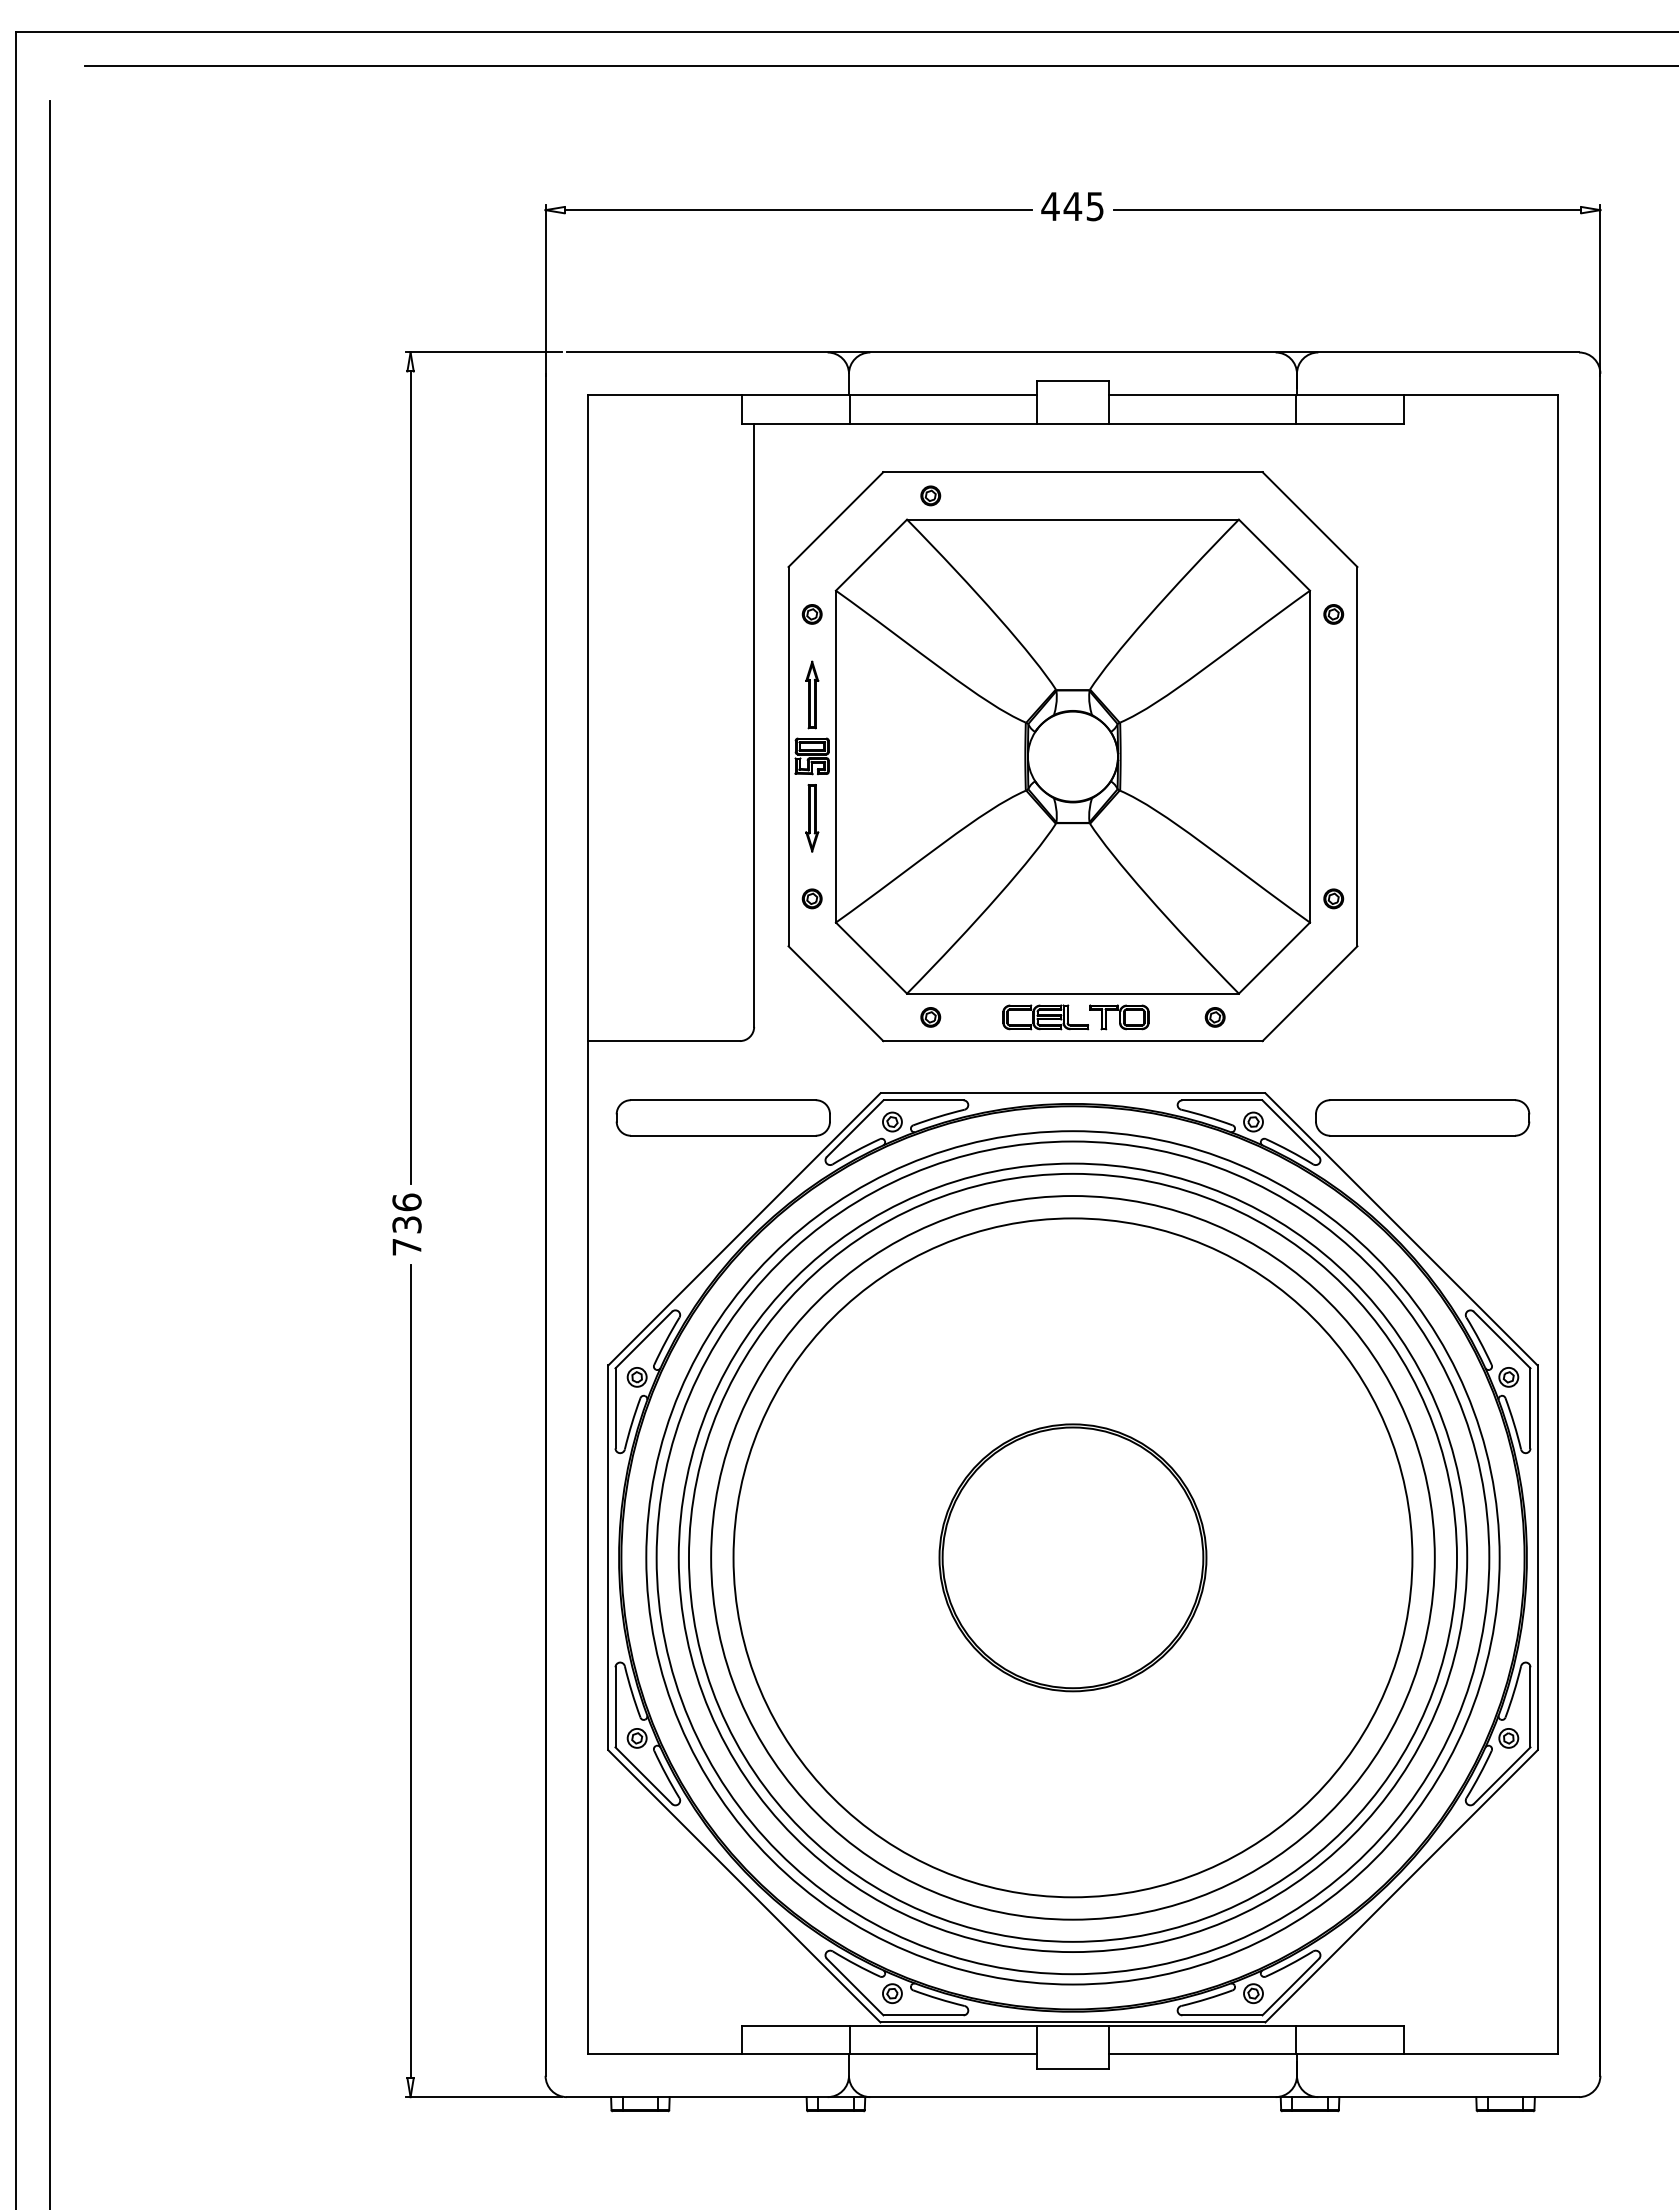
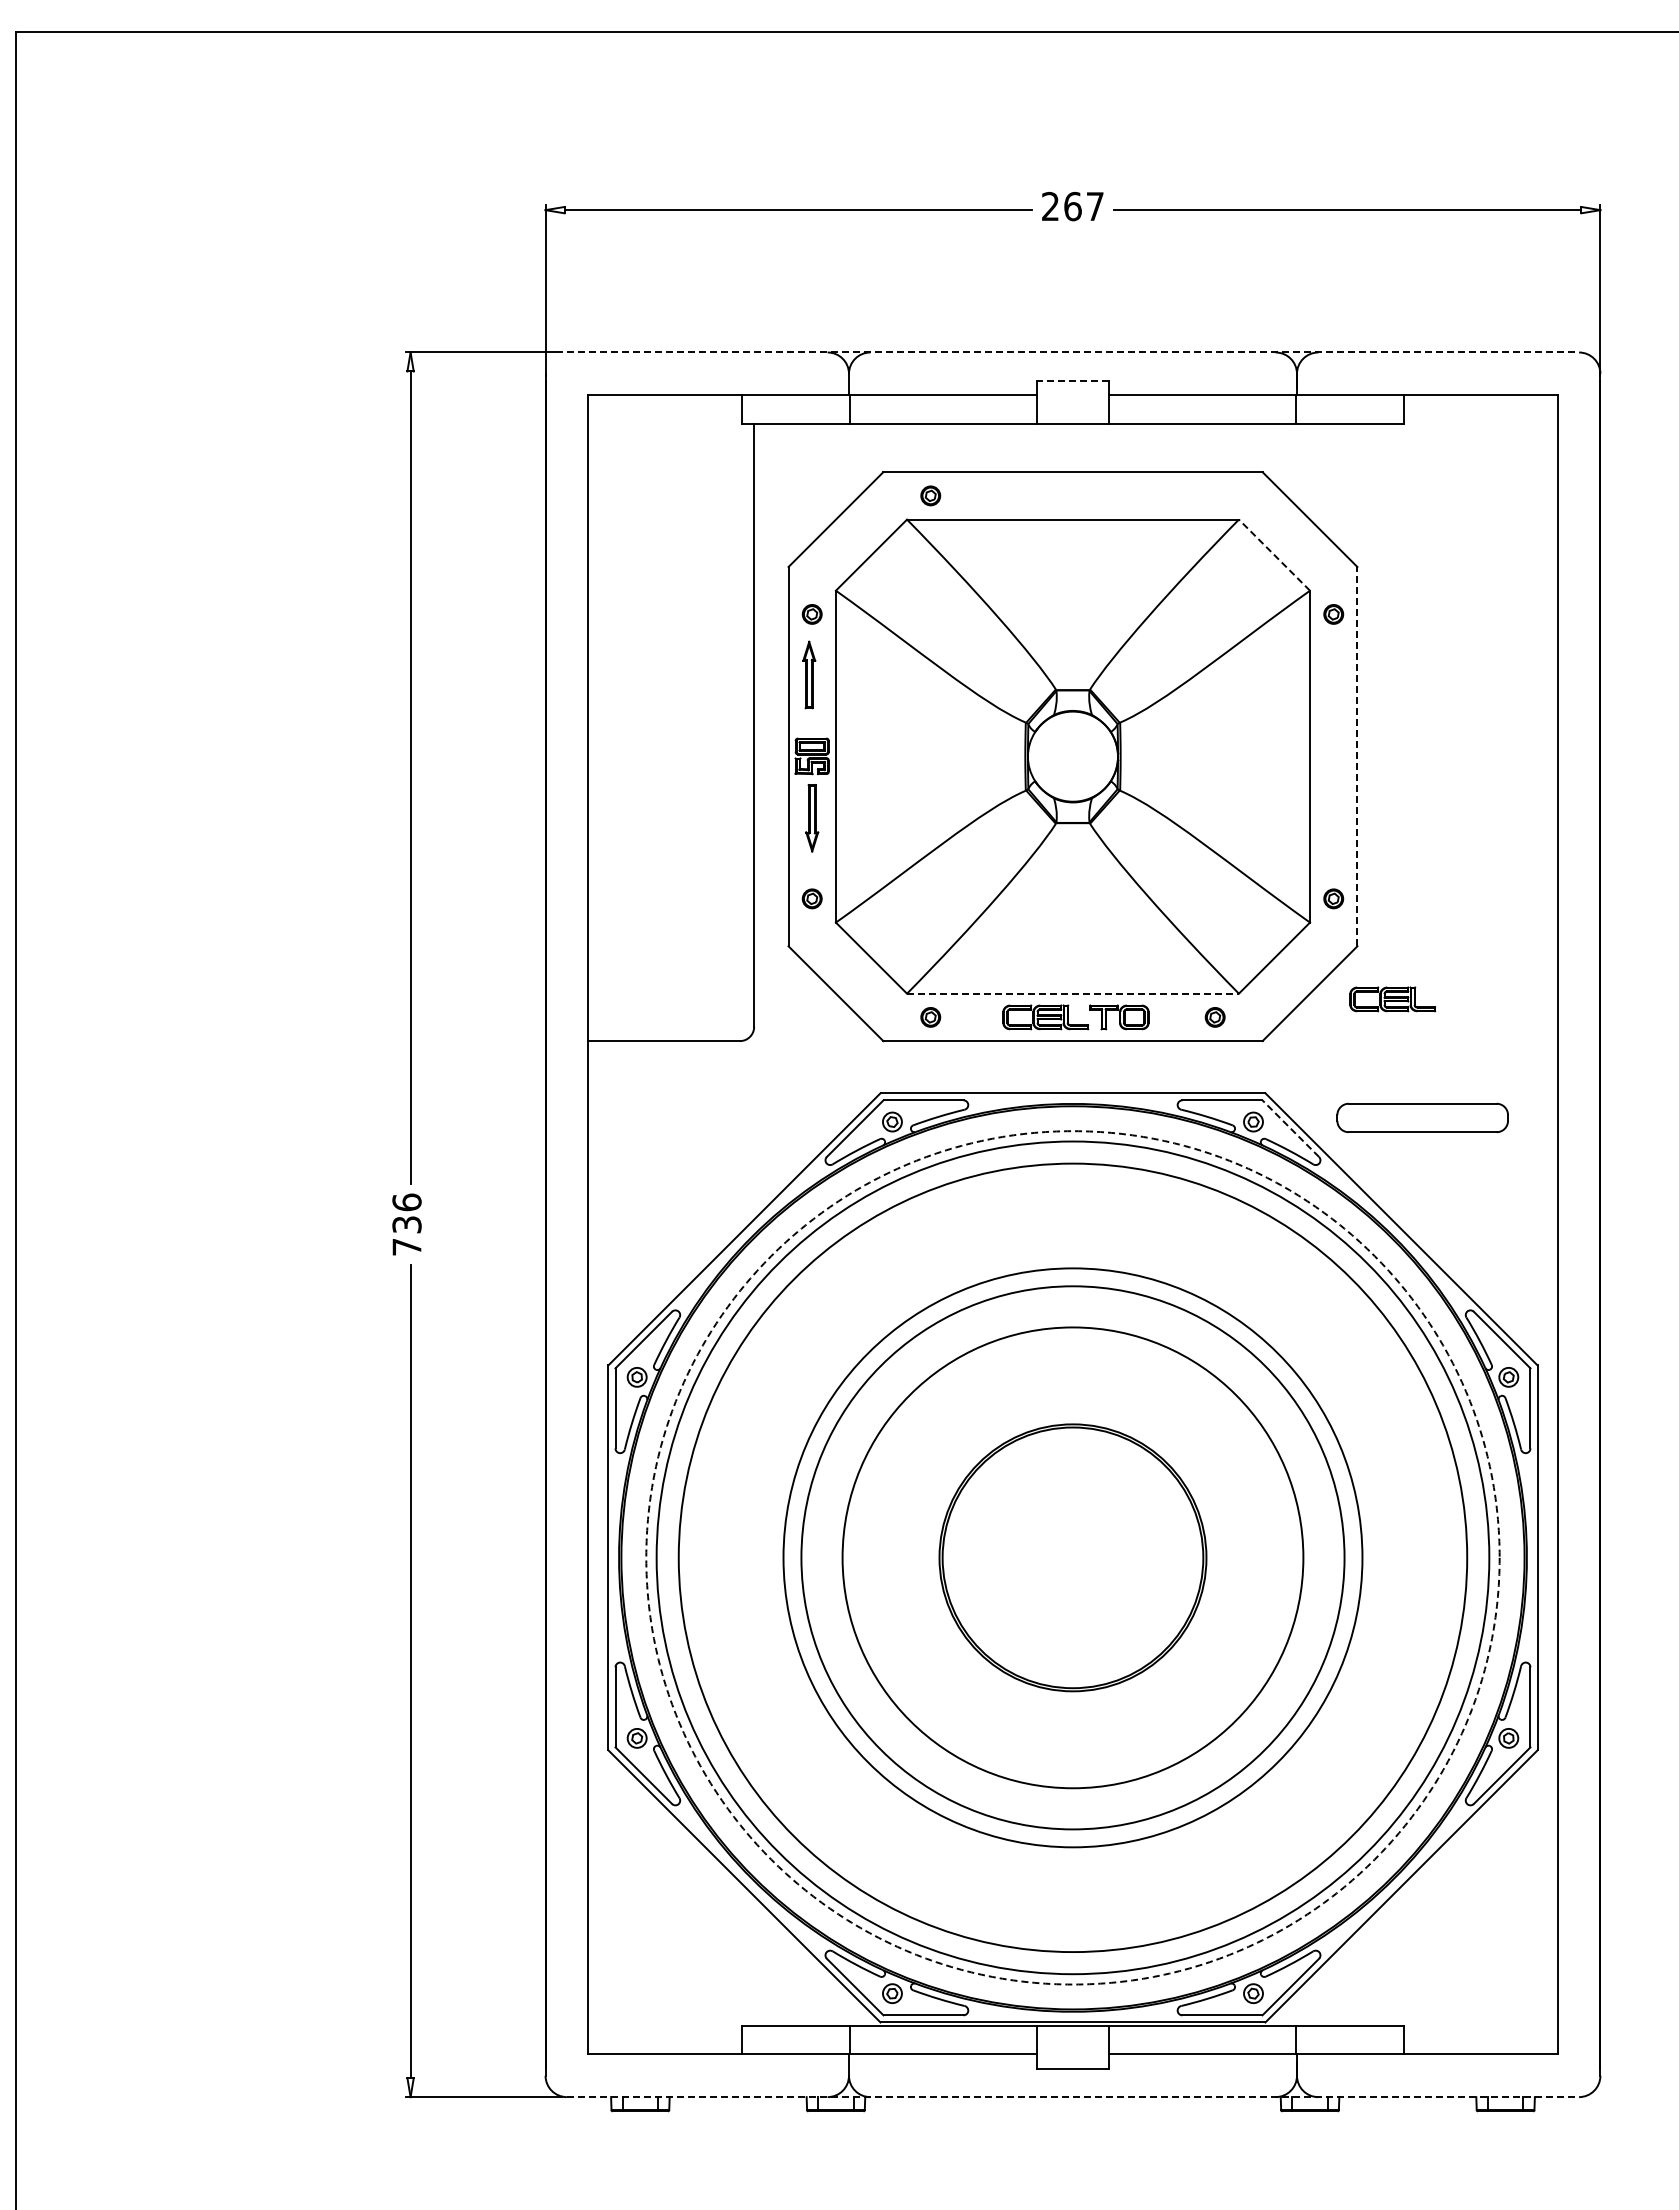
line: present -> none (879, 66)
text: 445 -> 267 (1072, 206)
line: solid -> dashed (1073, 352)
line: solid -> dashed (1072, 380)
line: solid -> dashed (1274, 554)
part position: (812, 694) -> (809, 674) (809, 674)
line: solid -> dashed (1357, 756)
line: solid -> dashed (1072, 993)
part: none -> present (1392, 999)
part: present -> none (722, 1117)
part size: 216x38 px -> 173x32 px (1422, 1117)
line: solid -> dashed (1290, 1128)
line: present -> none (50, 1153)
circle diameter: 679 px -> 543 px (1072, 1557)
circle diameter: 724 px -> 579 px (1072, 1557)
circle diameter: 768 px -> 461 px (1072, 1557)
circle: solid -> dashed (1072, 1557)
line: solid -> dashed (1073, 2097)
